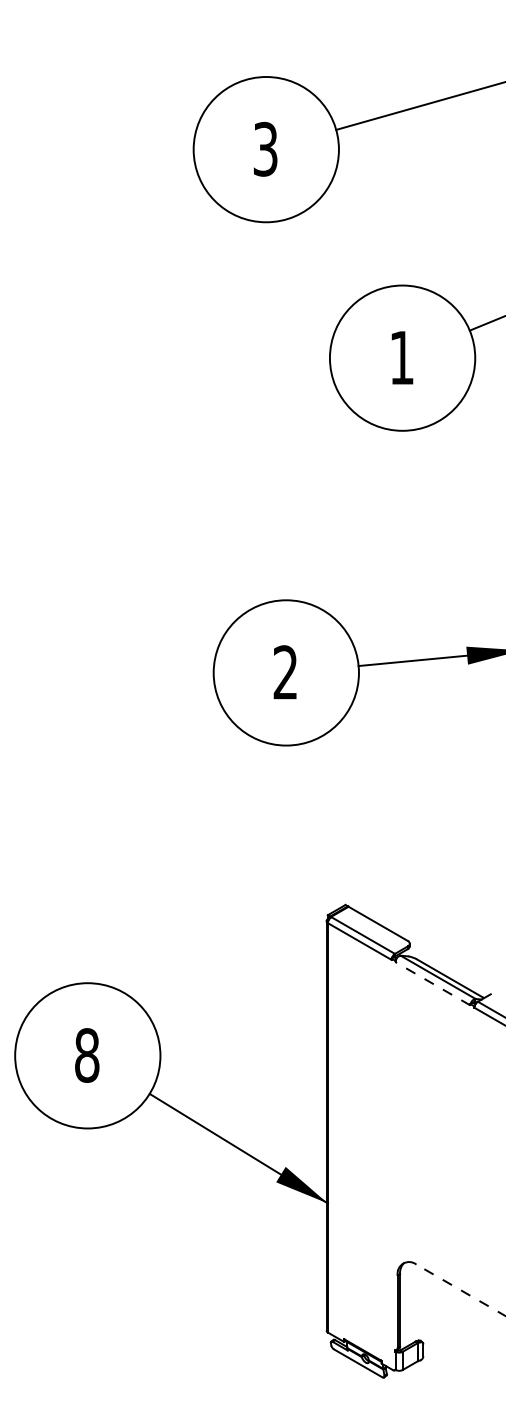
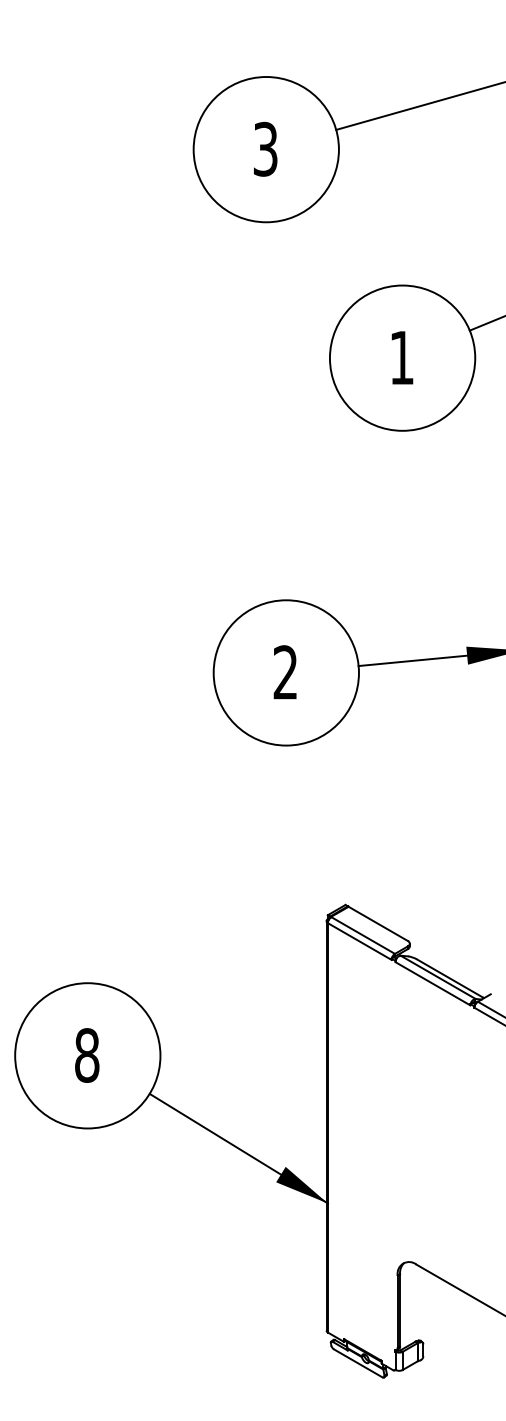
line: dashed -> solid (432, 983)
line: dashed -> solid (460, 1290)
